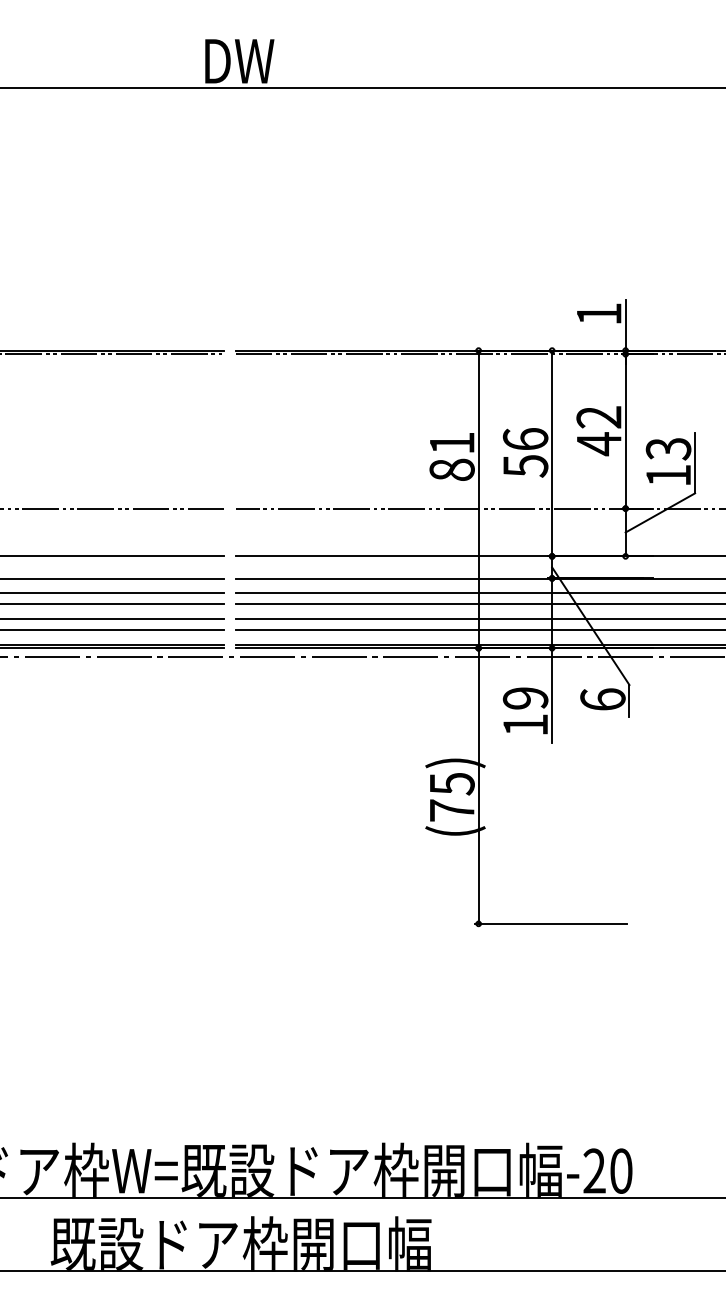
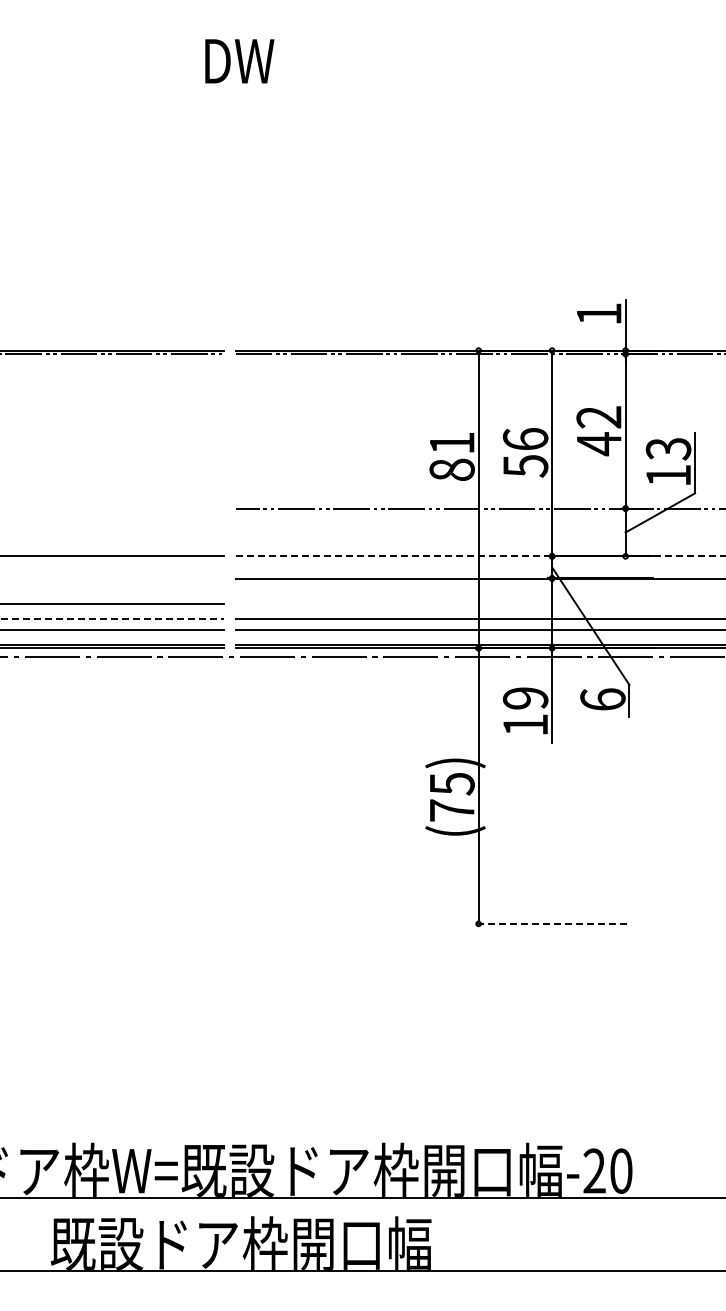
line: present -> none (362, 87)
line: present -> none (113, 508)
line: solid -> dashed (481, 556)
line: present -> none (113, 579)
line: present -> none (113, 593)
line: present -> none (478, 593)
line: present -> none (478, 604)
line: solid -> dashed (112, 618)
line: solid -> dashed (550, 923)
